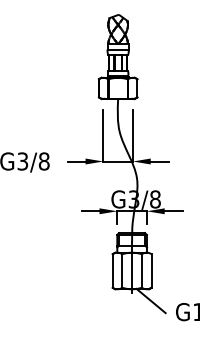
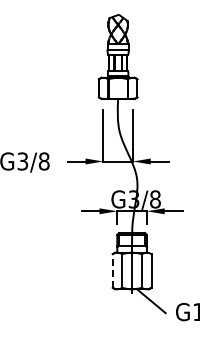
line: solid -> dashed (112, 270)
